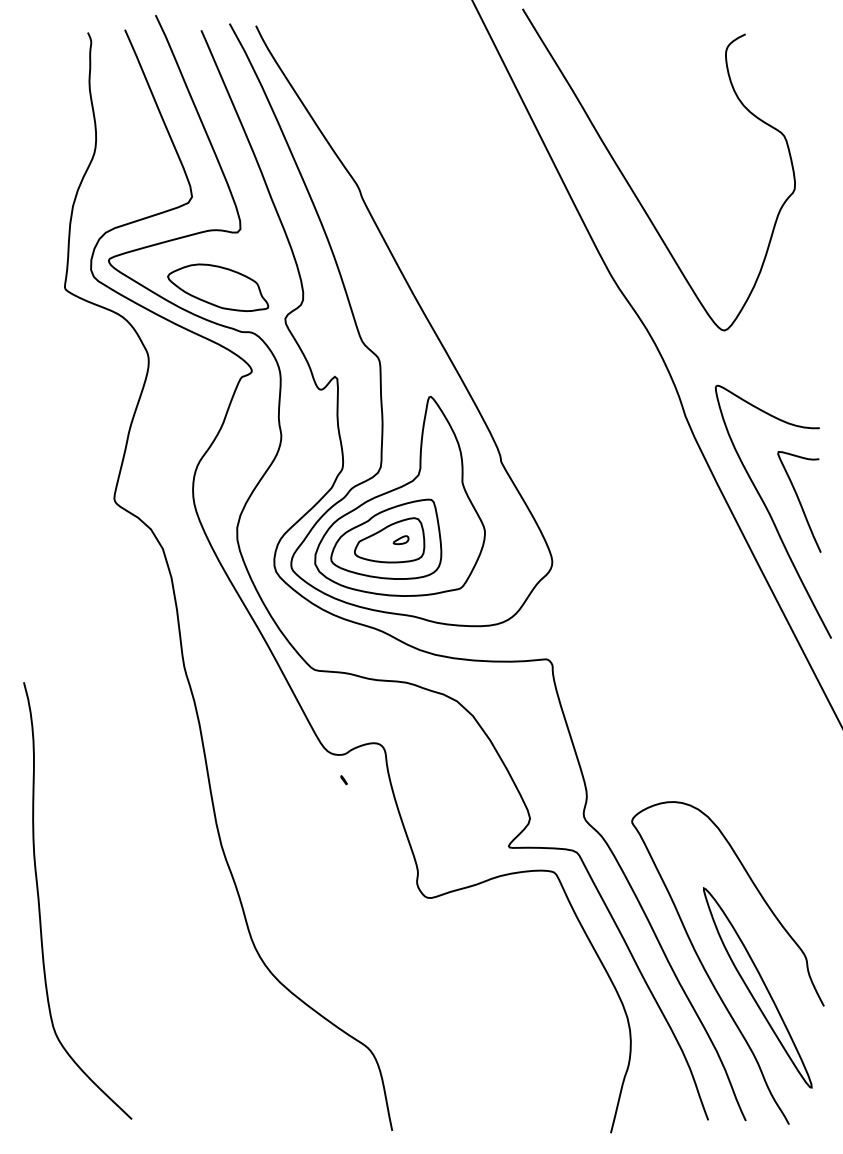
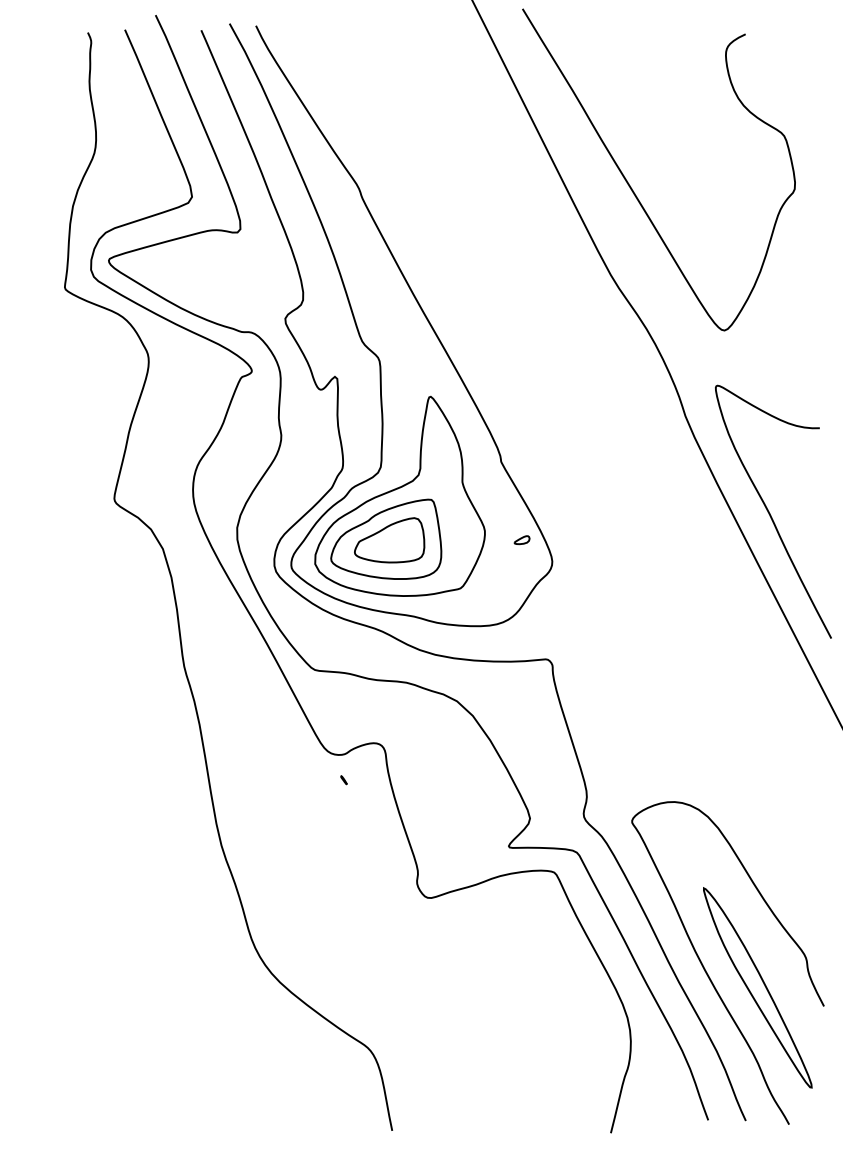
part: present -> none (218, 287)
curve: present -> none (799, 501)
part position: (400, 540) -> (521, 540) (521, 540)
curve: present -> none (40, 907)
